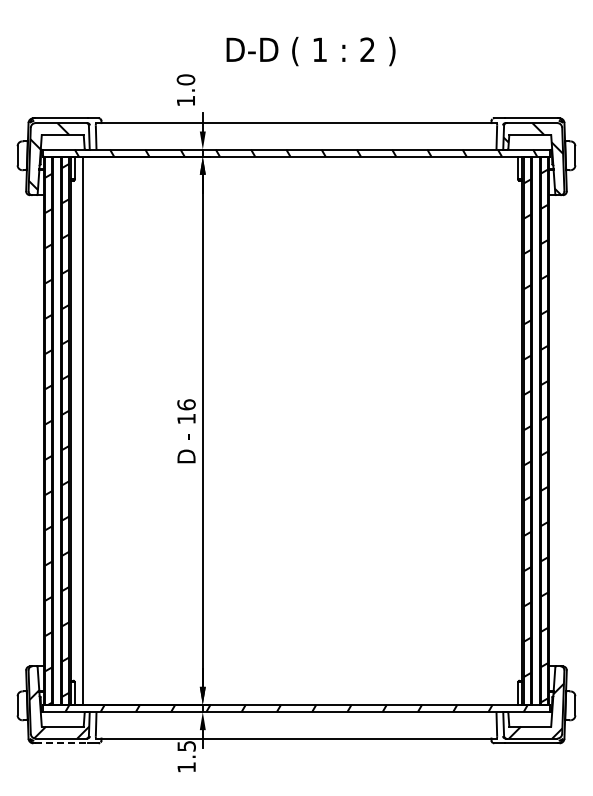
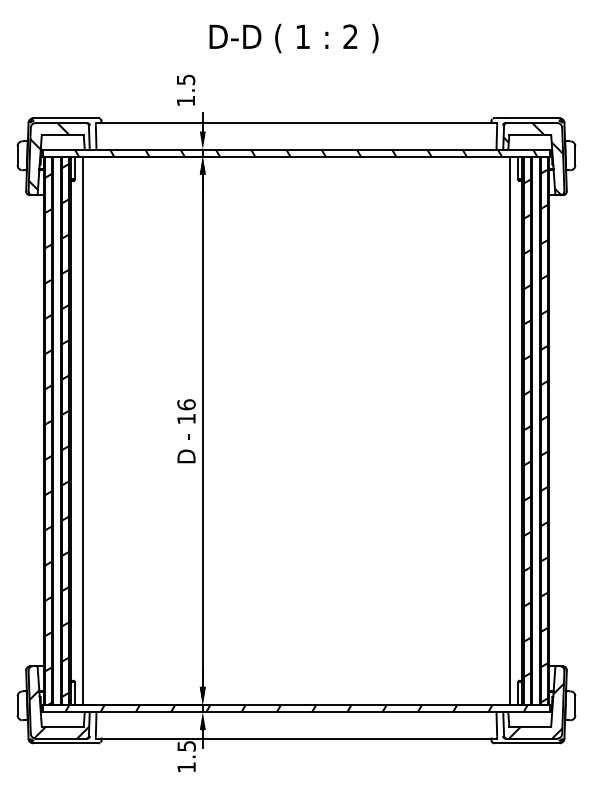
text position: (310, 51) -> (293, 38) (293, 38)
text: 1.0 -> 1.5 (185, 79)
line: none -> present (510, 430)
line: dashed -> solid (61, 743)
